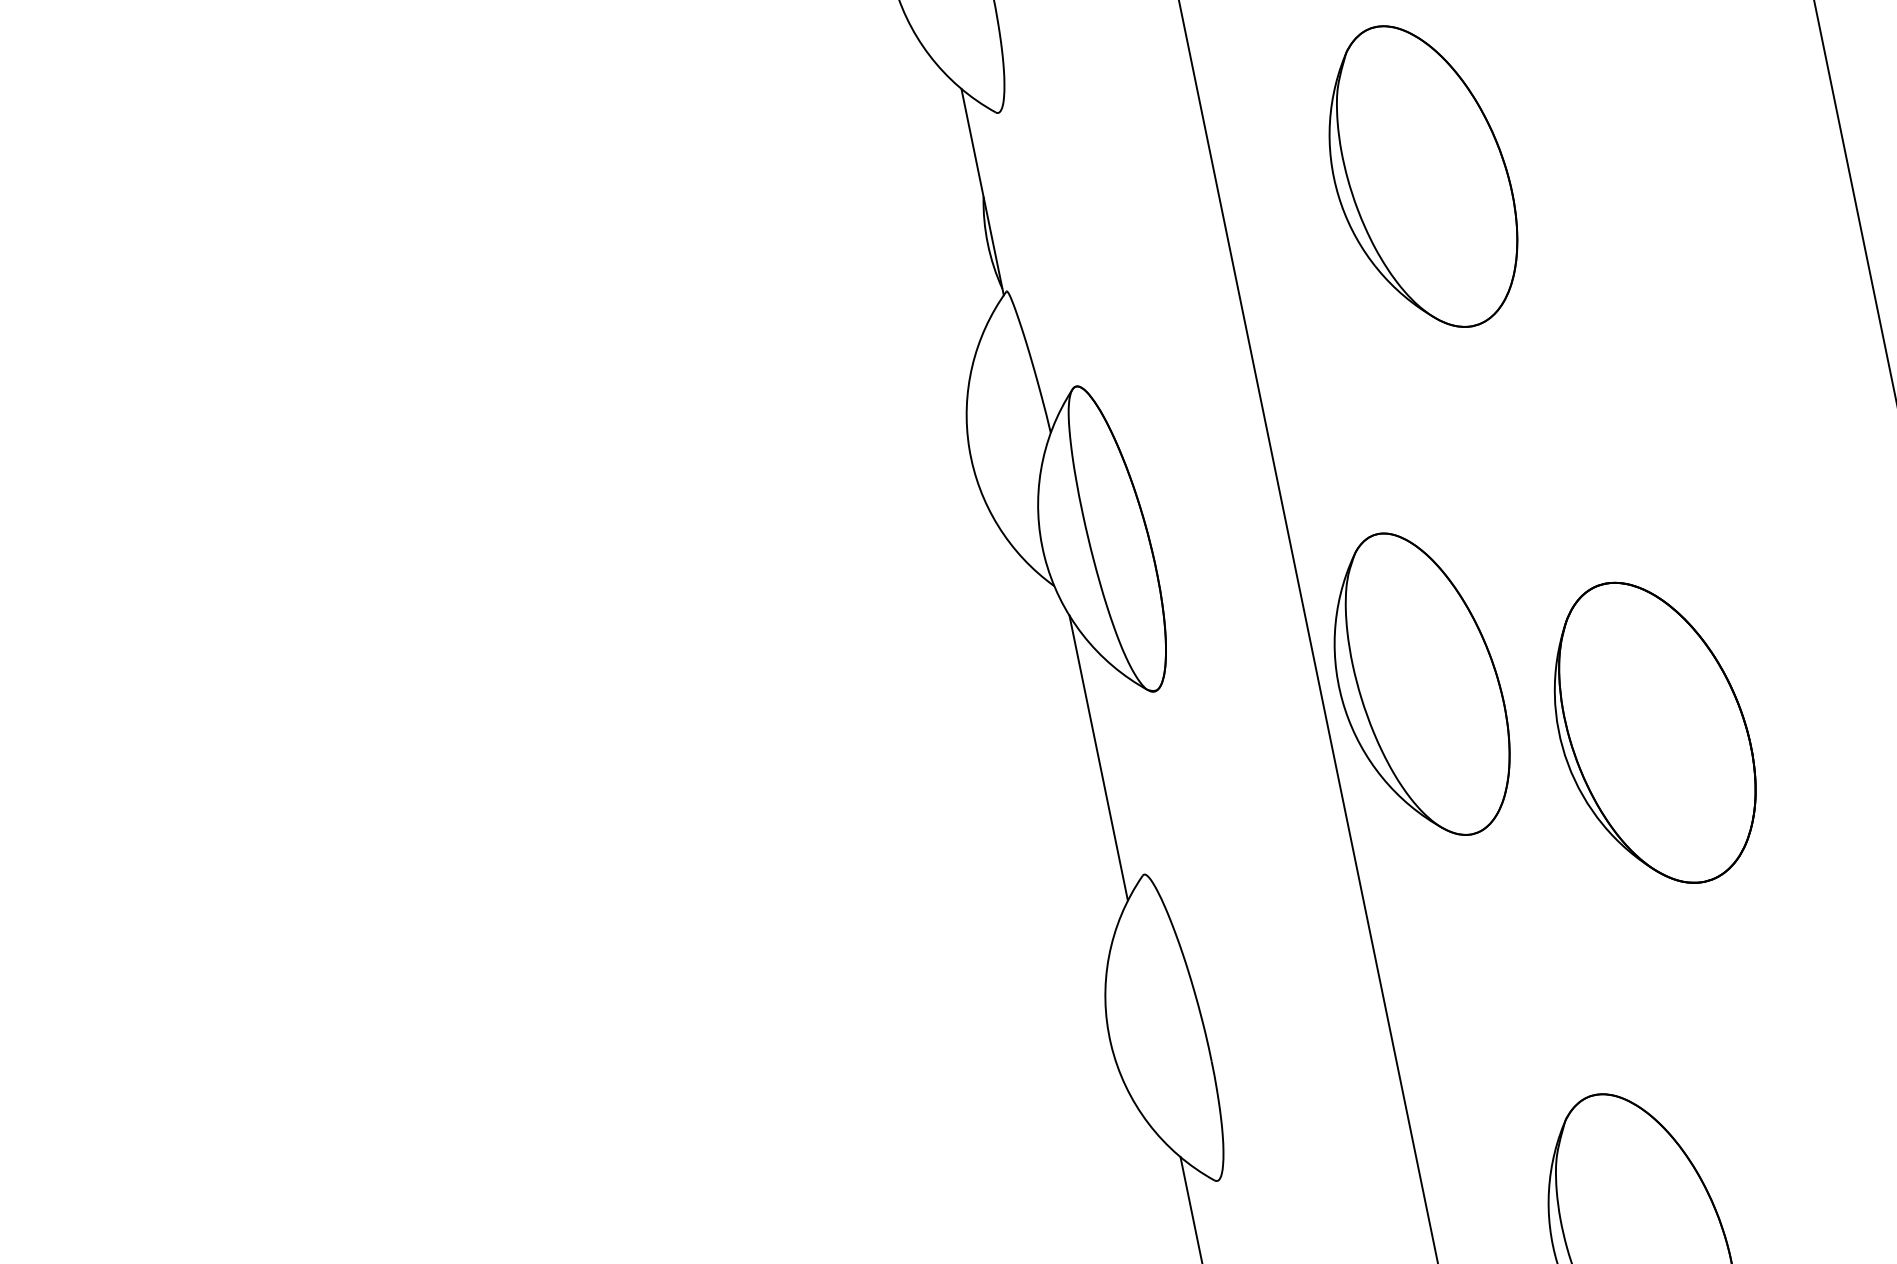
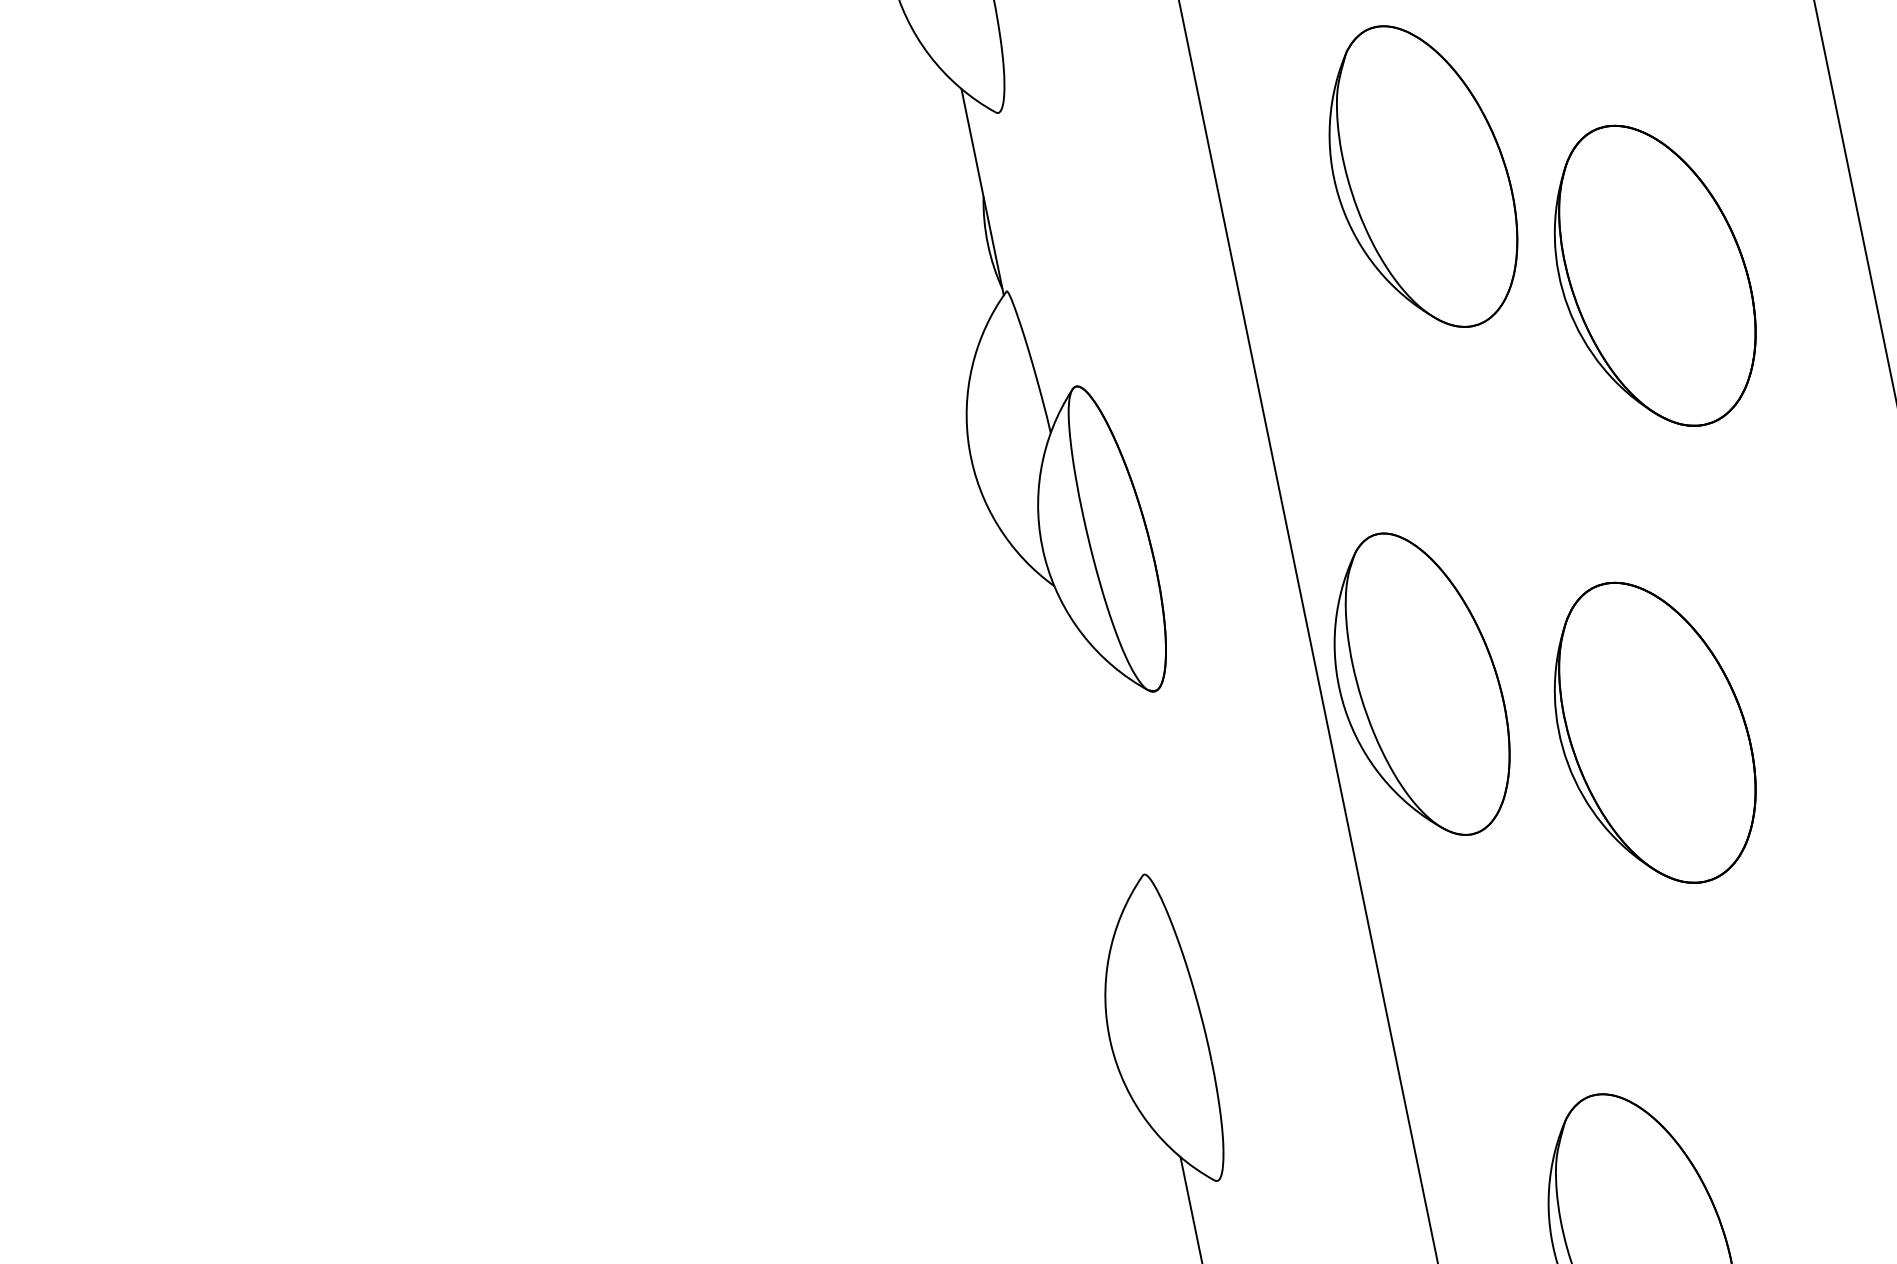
part: none -> present (1654, 275)
line: present -> none (1098, 757)
